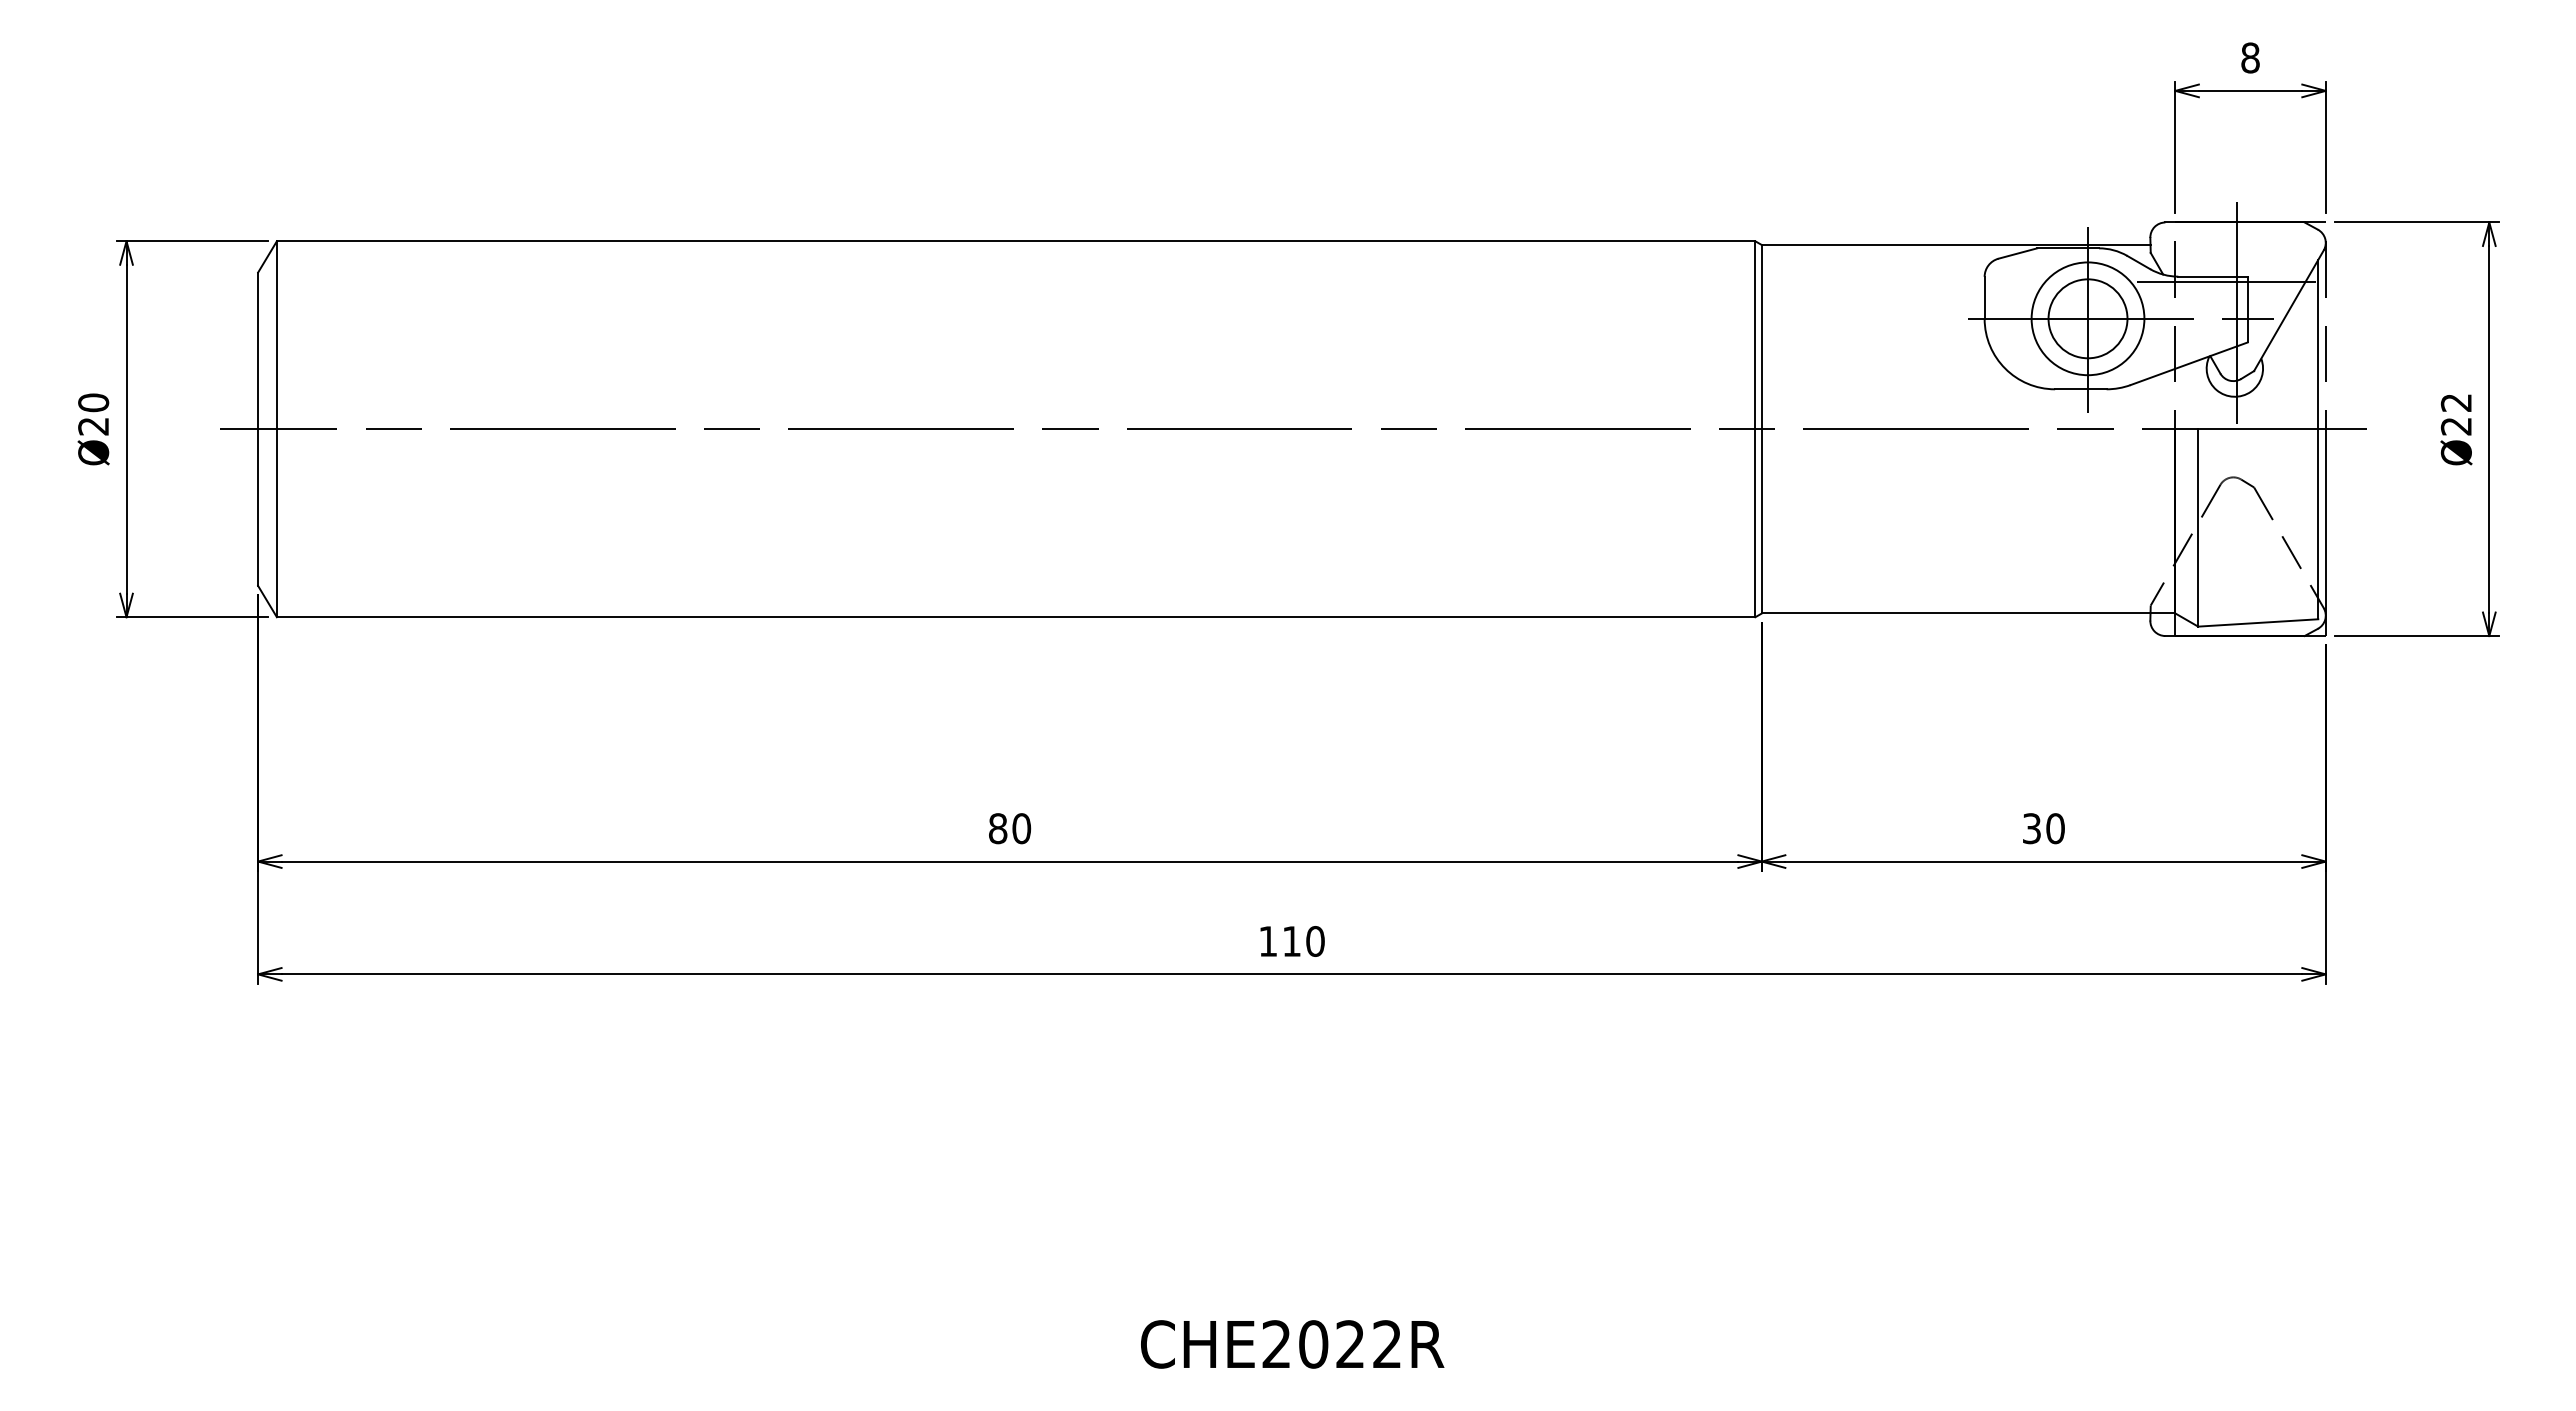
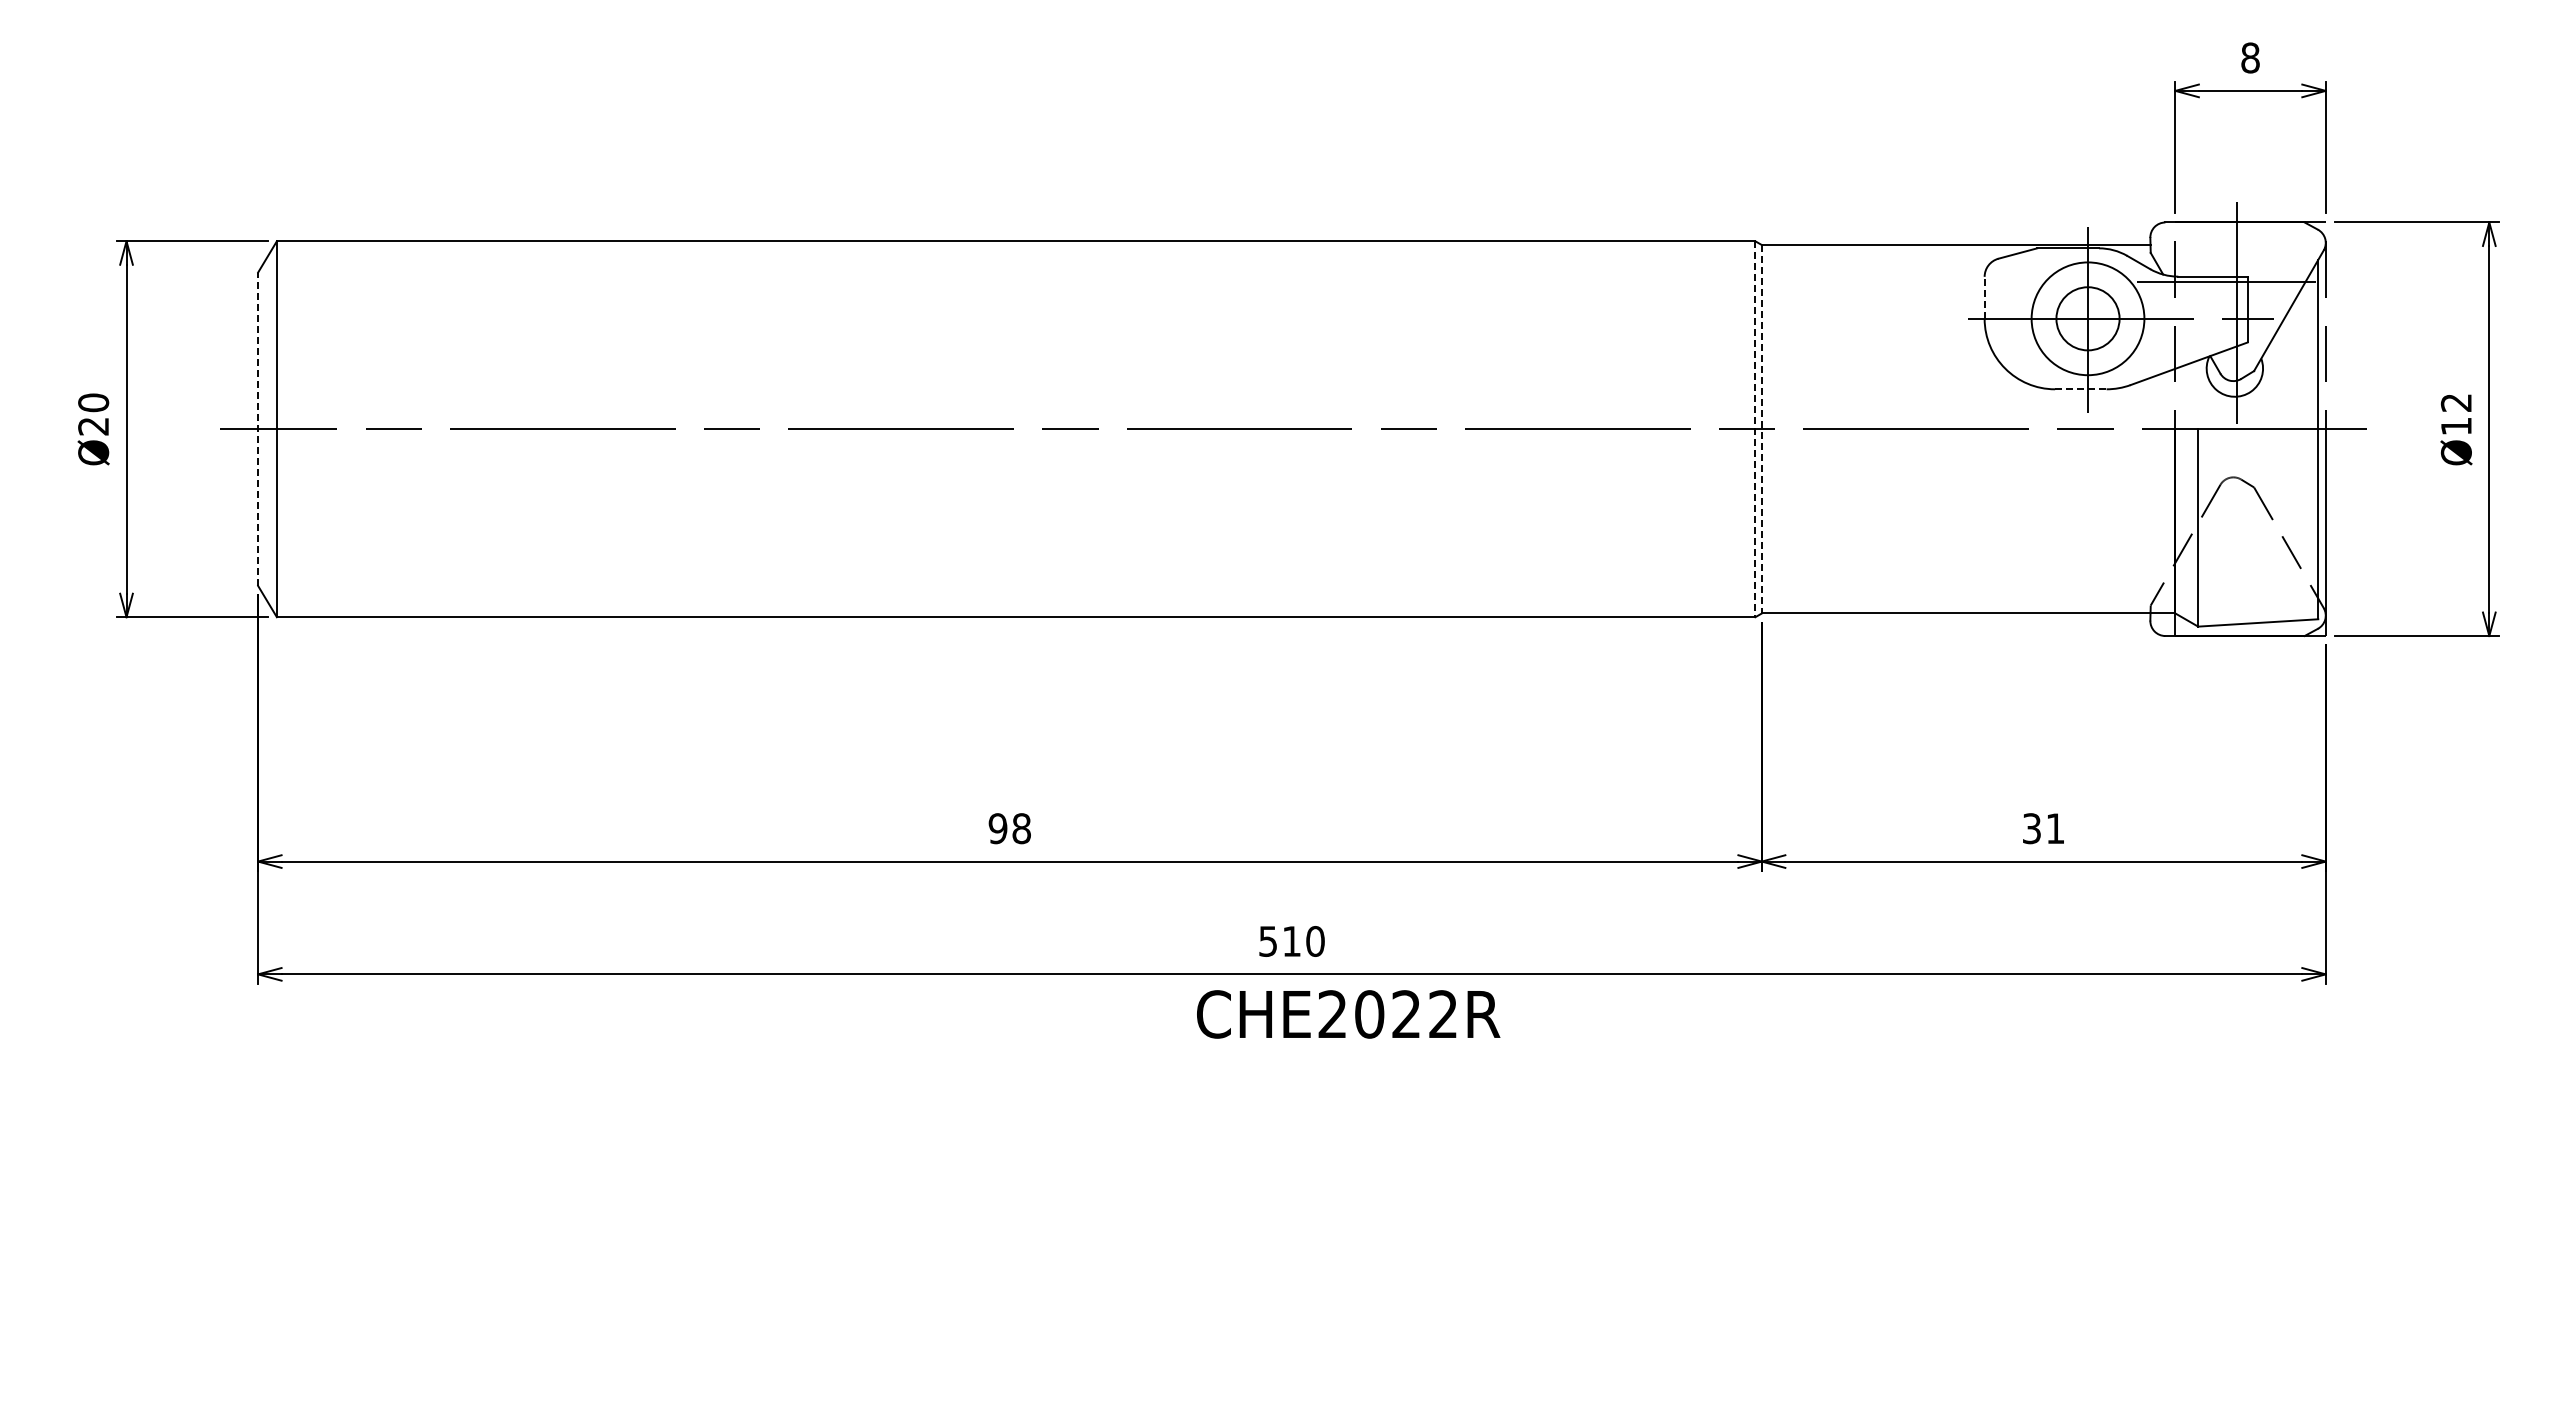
line: solid -> dashed (1984, 297)
circle diameter: 79 px -> 63 px (2087, 318)
line: solid -> dashed (2080, 389)
text: Ø22 -> Ø12 (2455, 426)
line: solid -> dashed (258, 429)
line: solid -> dashed (1755, 429)
line: solid -> dashed (1761, 429)
text: 80 -> 98 (1009, 828)
text: 30 -> 31 (2055, 828)
text: 110 -> 510 (1267, 941)
text position: (1292, 1344) -> (1348, 1014) (1348, 1014)
